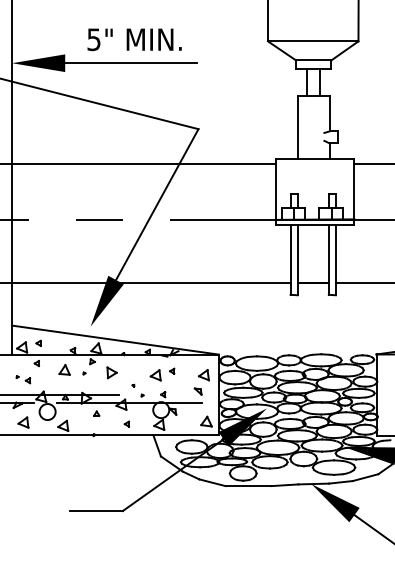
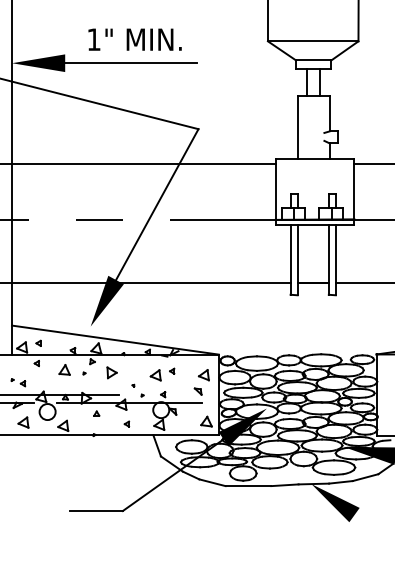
text: 5" -> 1" (93, 39)
part position: (23, 379) -> (18, 382) (18, 382)
line: present -> none (372, 528)
